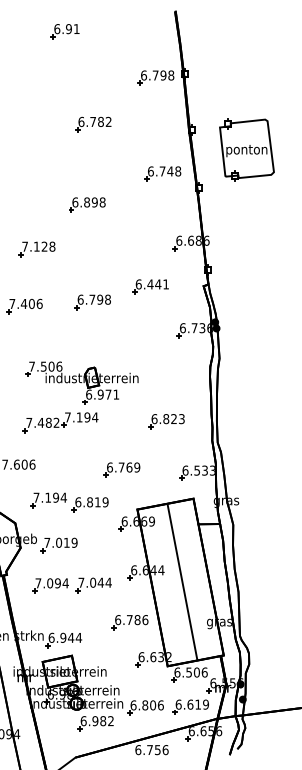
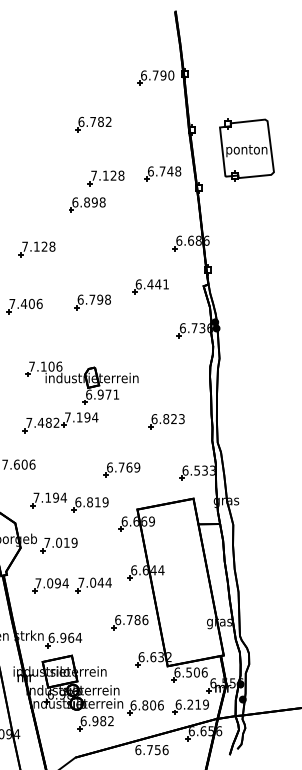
part: present -> none (64, 31)
text: 6.798 -> 6.790 (171, 75)
part: none -> present (105, 178)
text: 7.506 -> 7.106 (43, 366)
line: present -> none (182, 581)
text: 6.944 -> 6.964 (71, 637)
text: 6.619 -> 6.219 (190, 704)
